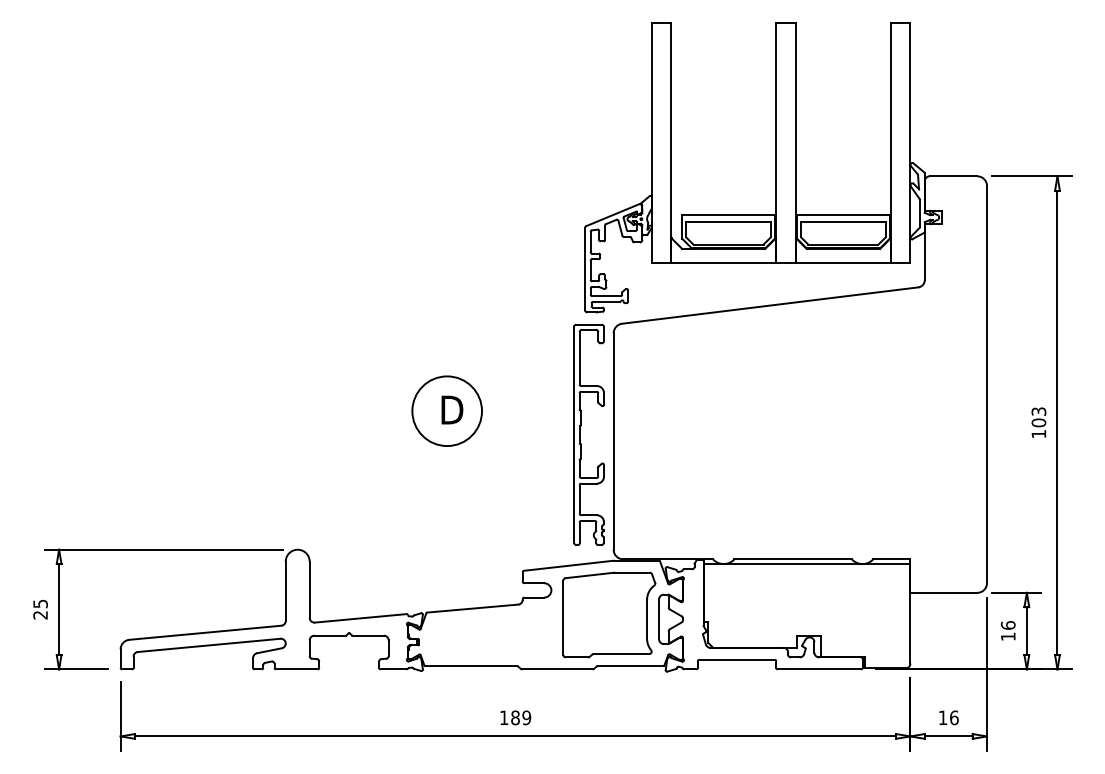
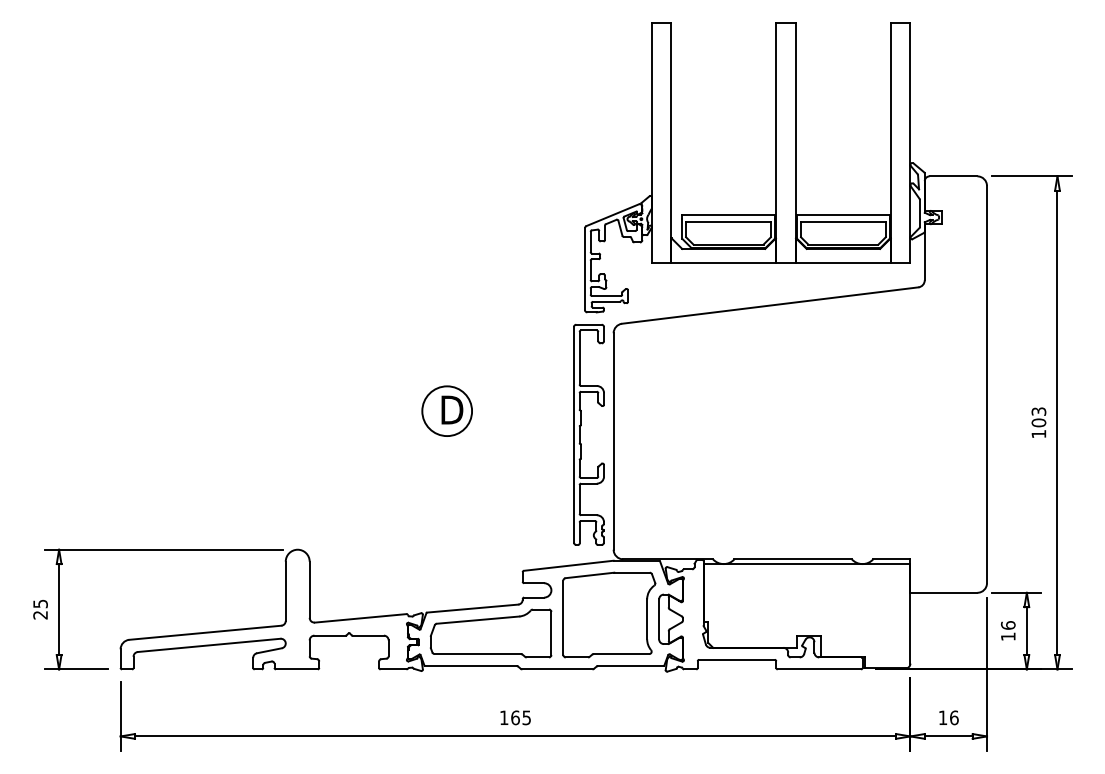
circle diameter: 70 px -> 50 px (447, 411)
part: none -> present (490, 633)
text: 189 -> 165 (521, 717)
